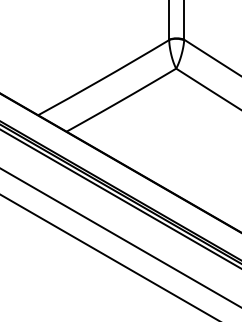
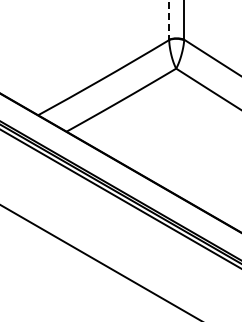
line: solid -> dashed (169, 20)
line: present -> none (120, 237)
line position: (108, 256) -> (99, 262) (99, 262)
